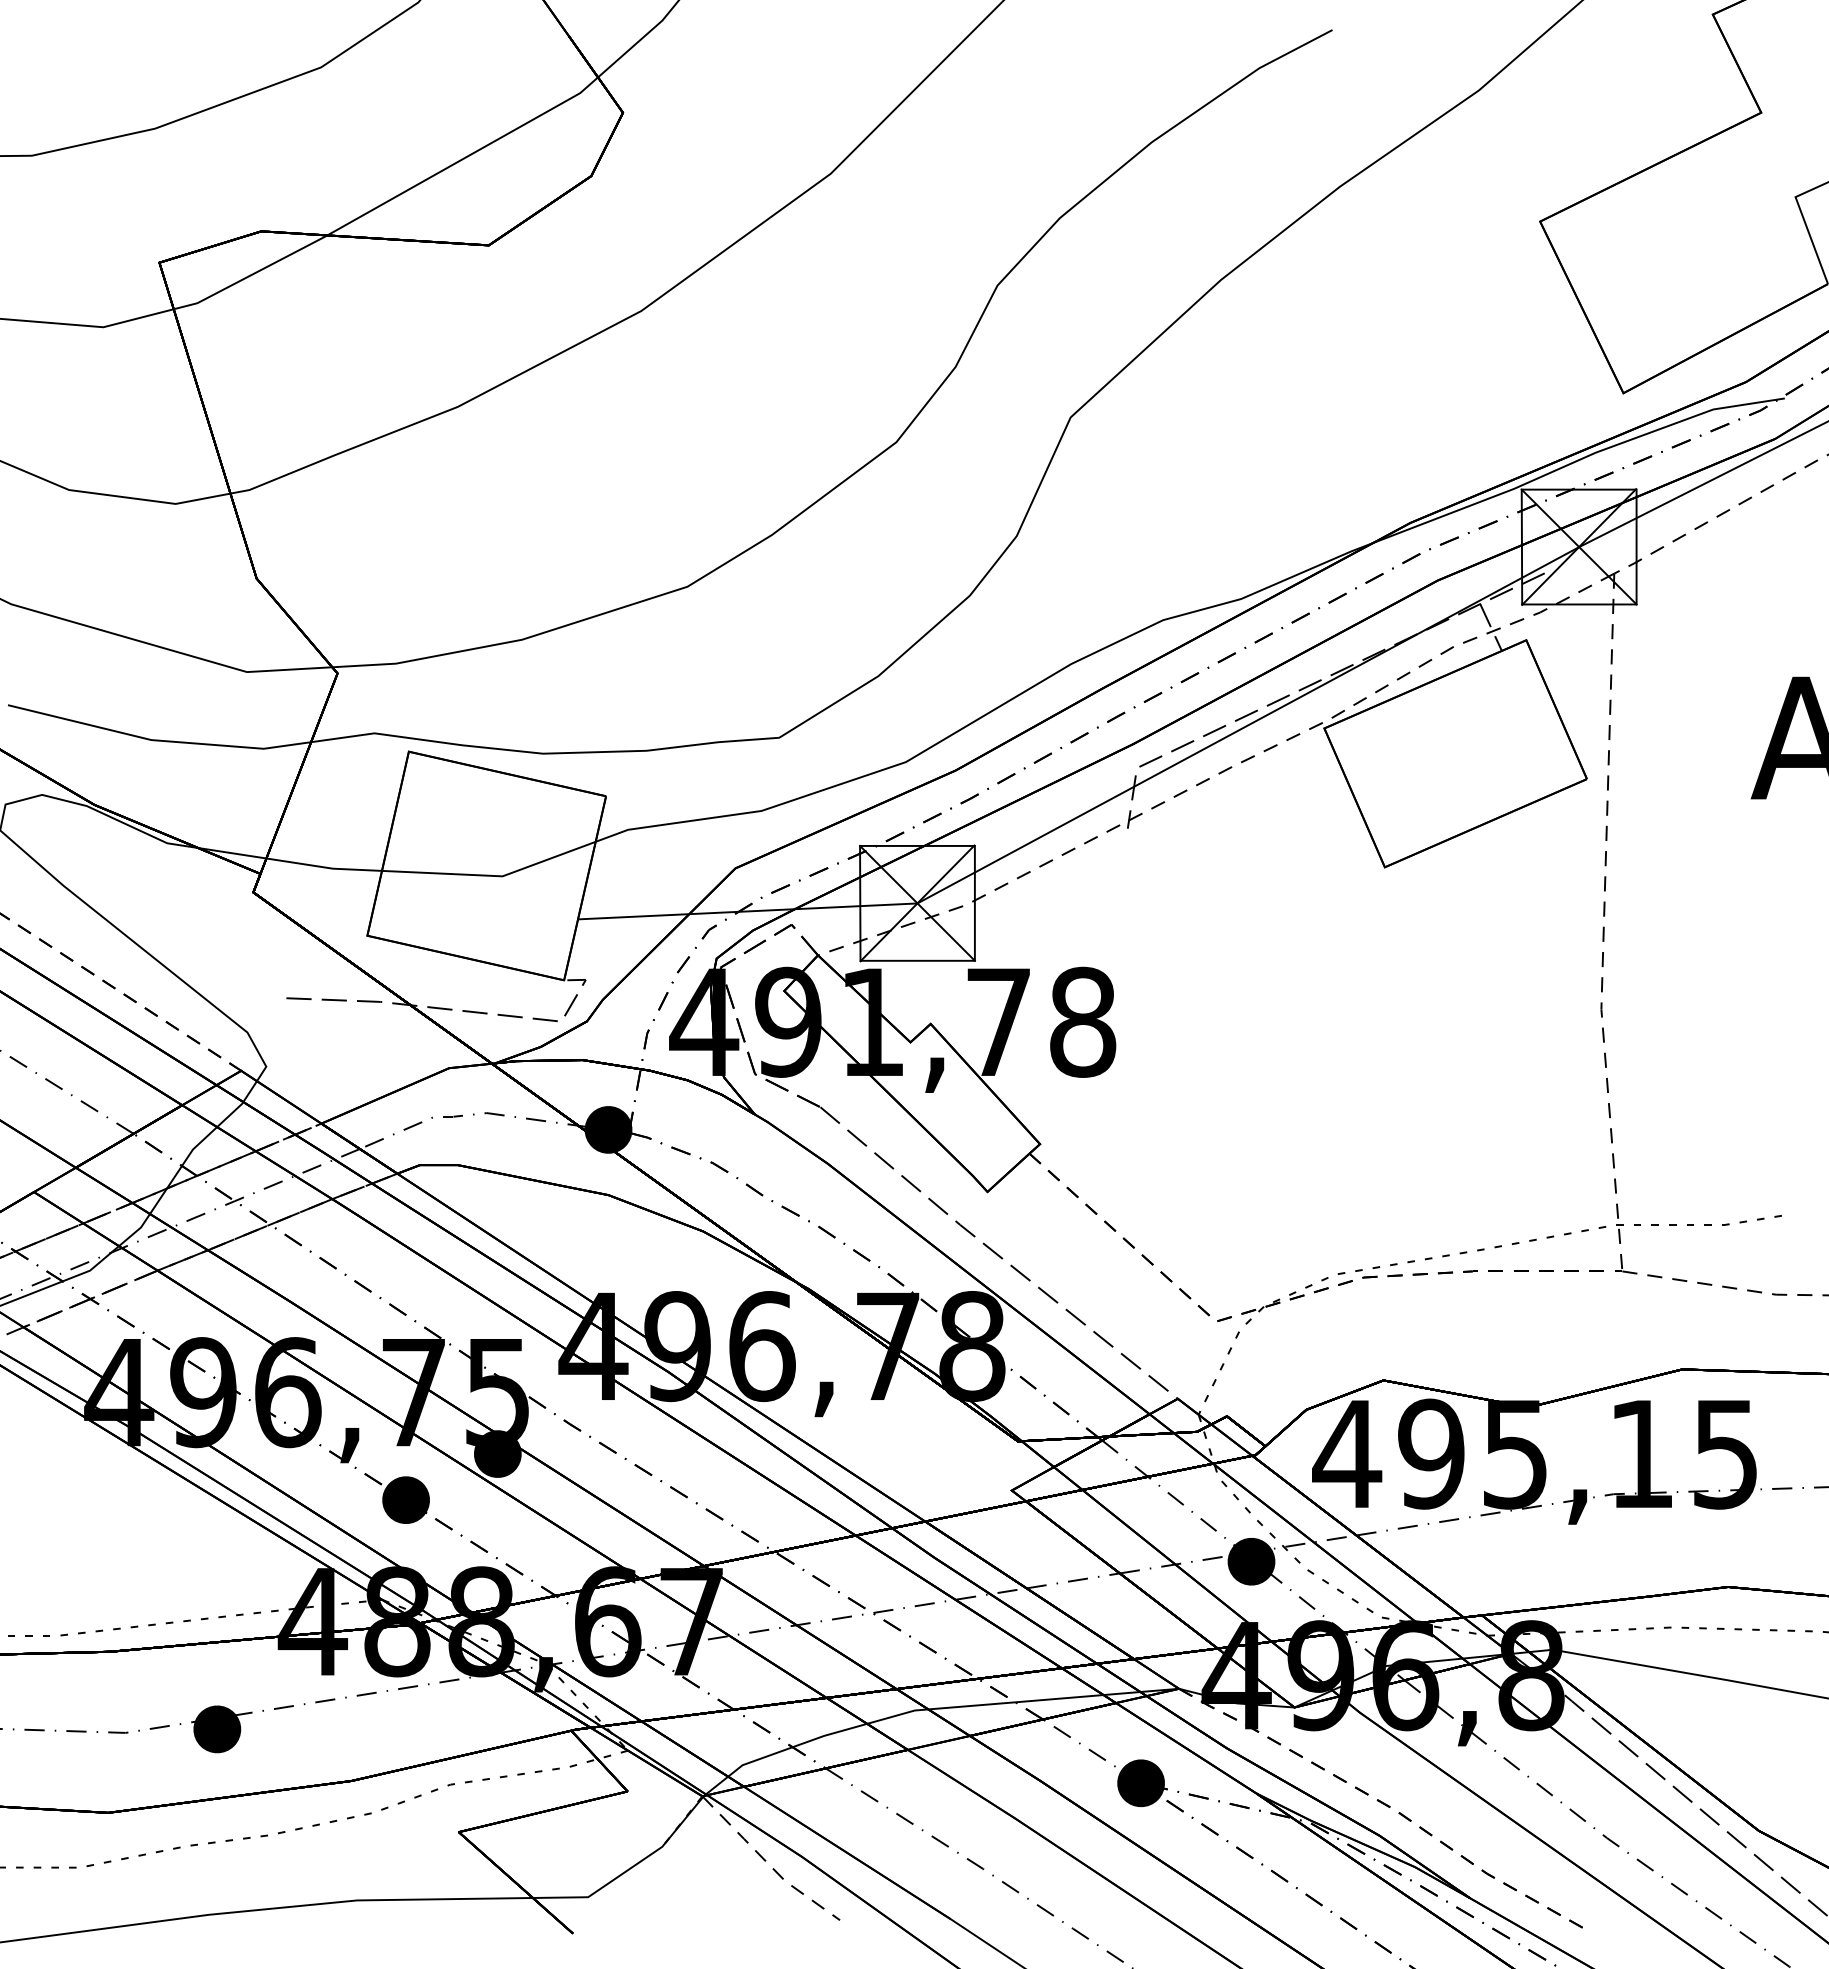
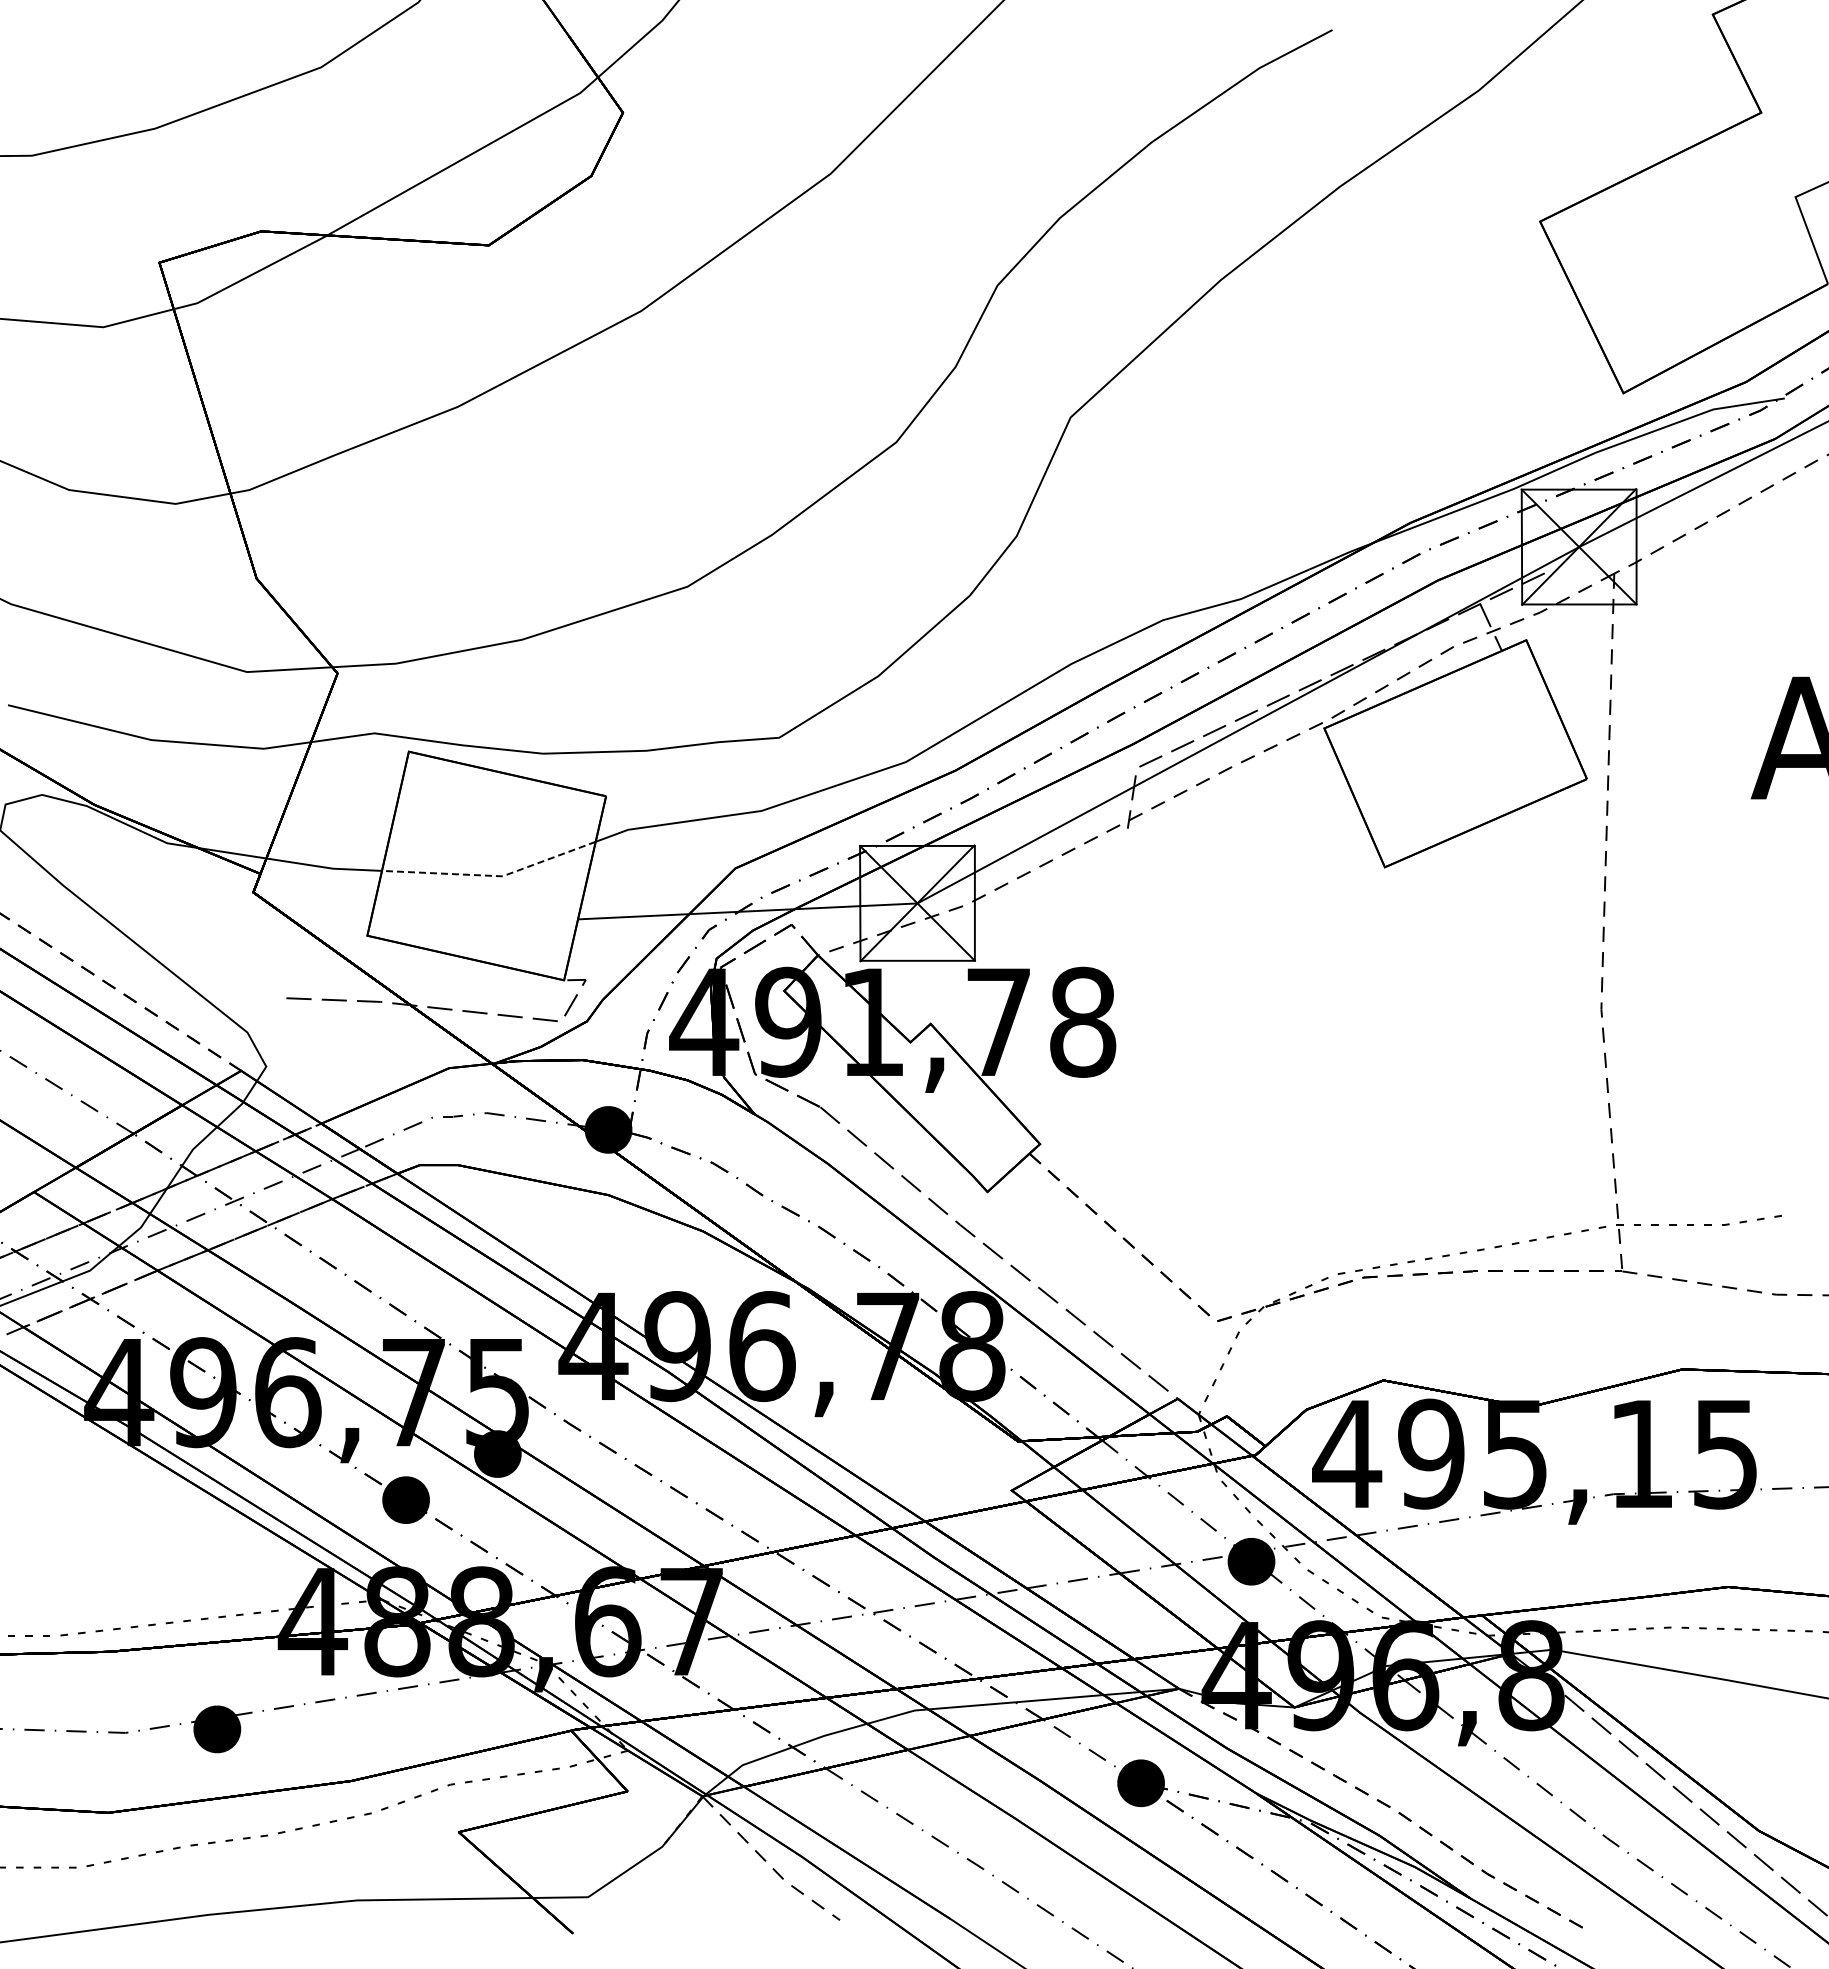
line: solid -> dashed (492, 875)
